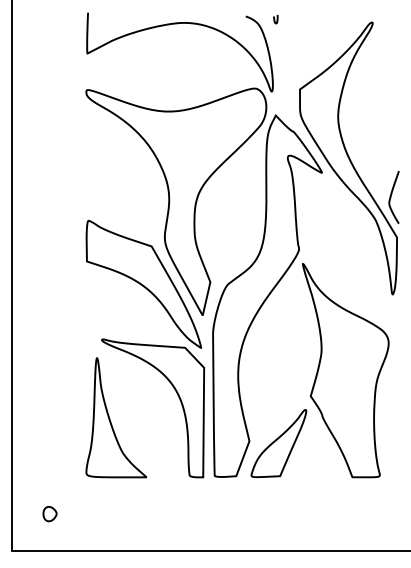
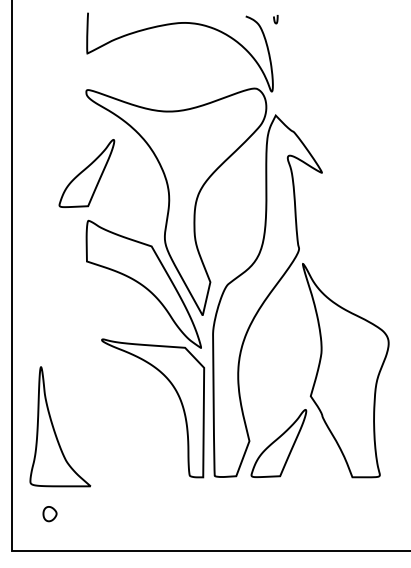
part: present -> none (349, 158)
part: none -> present (86, 173)
part position: (110, 418) -> (54, 427) (54, 427)
